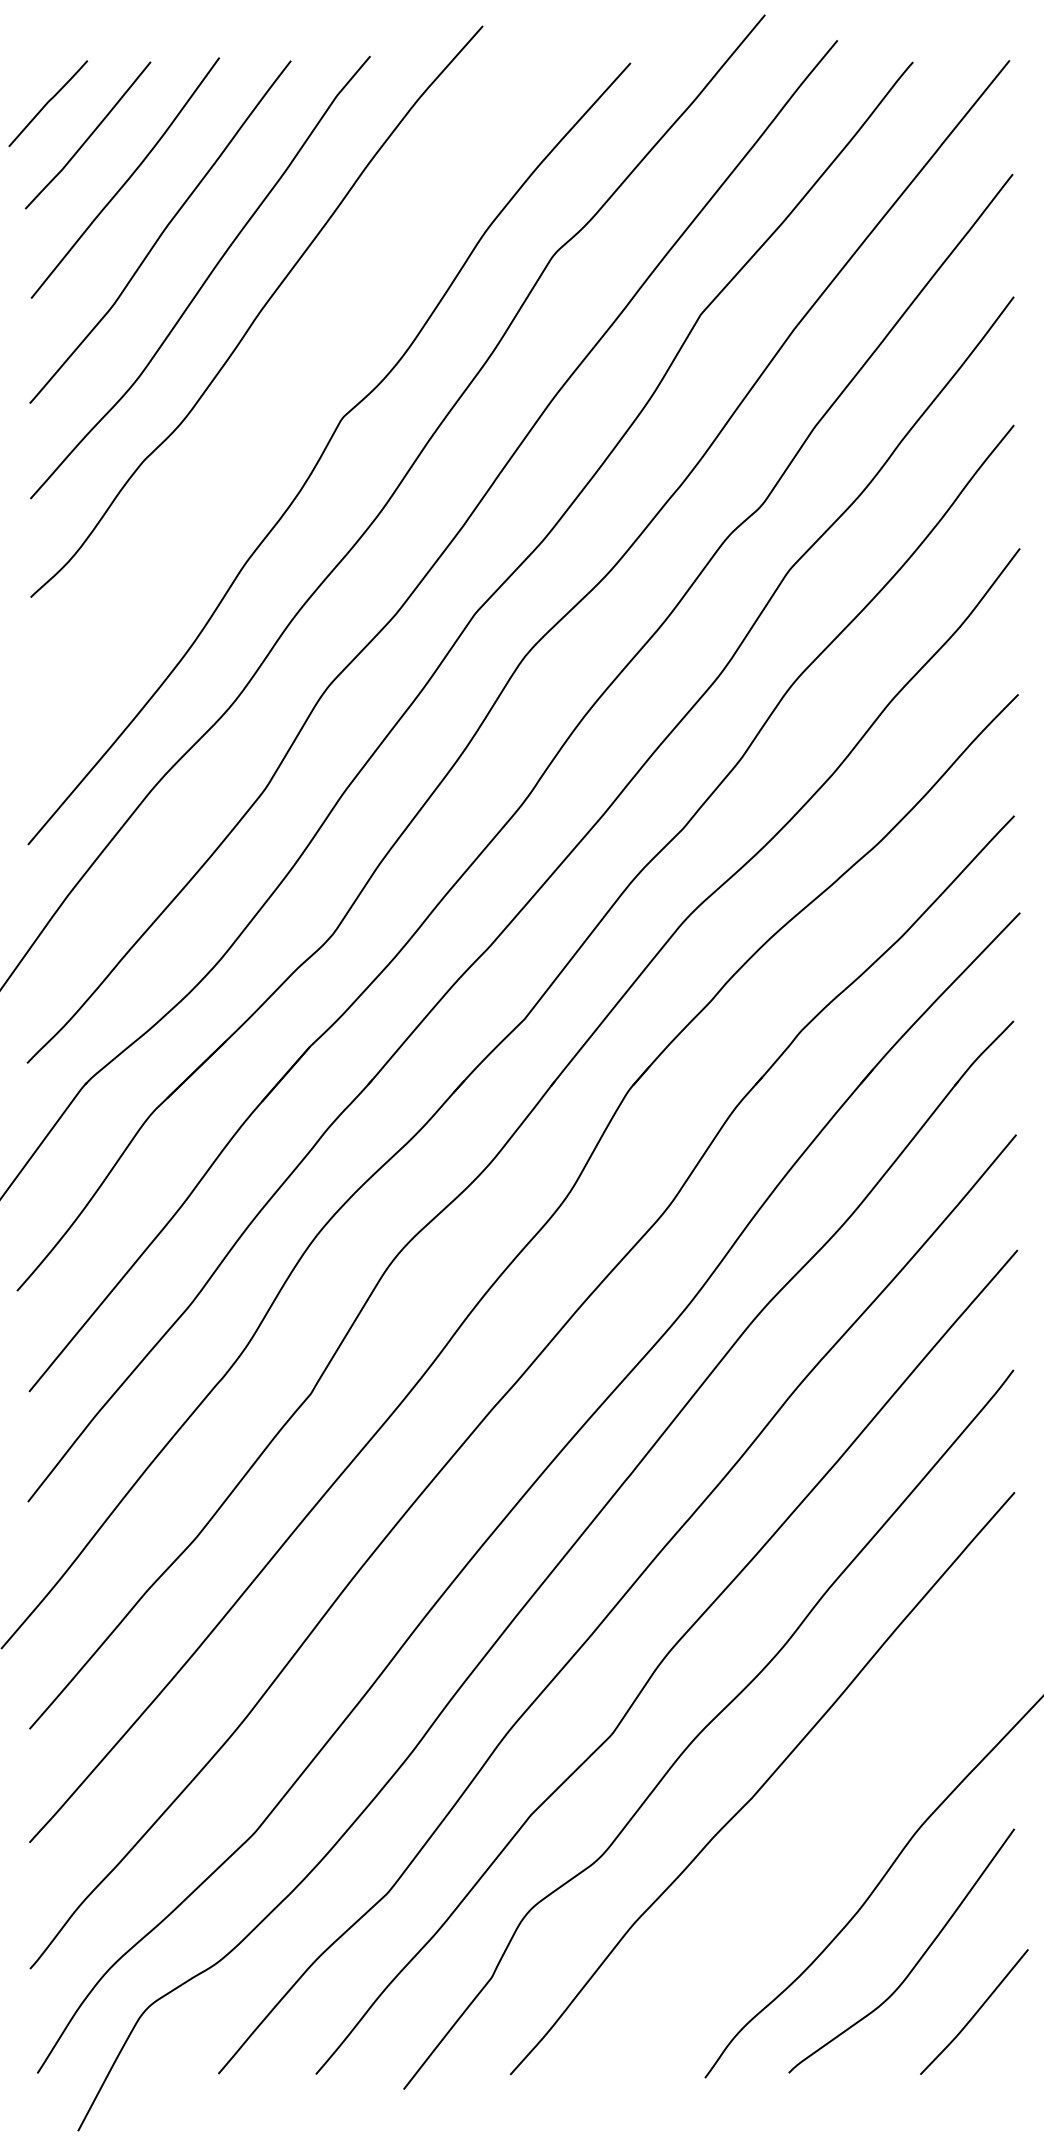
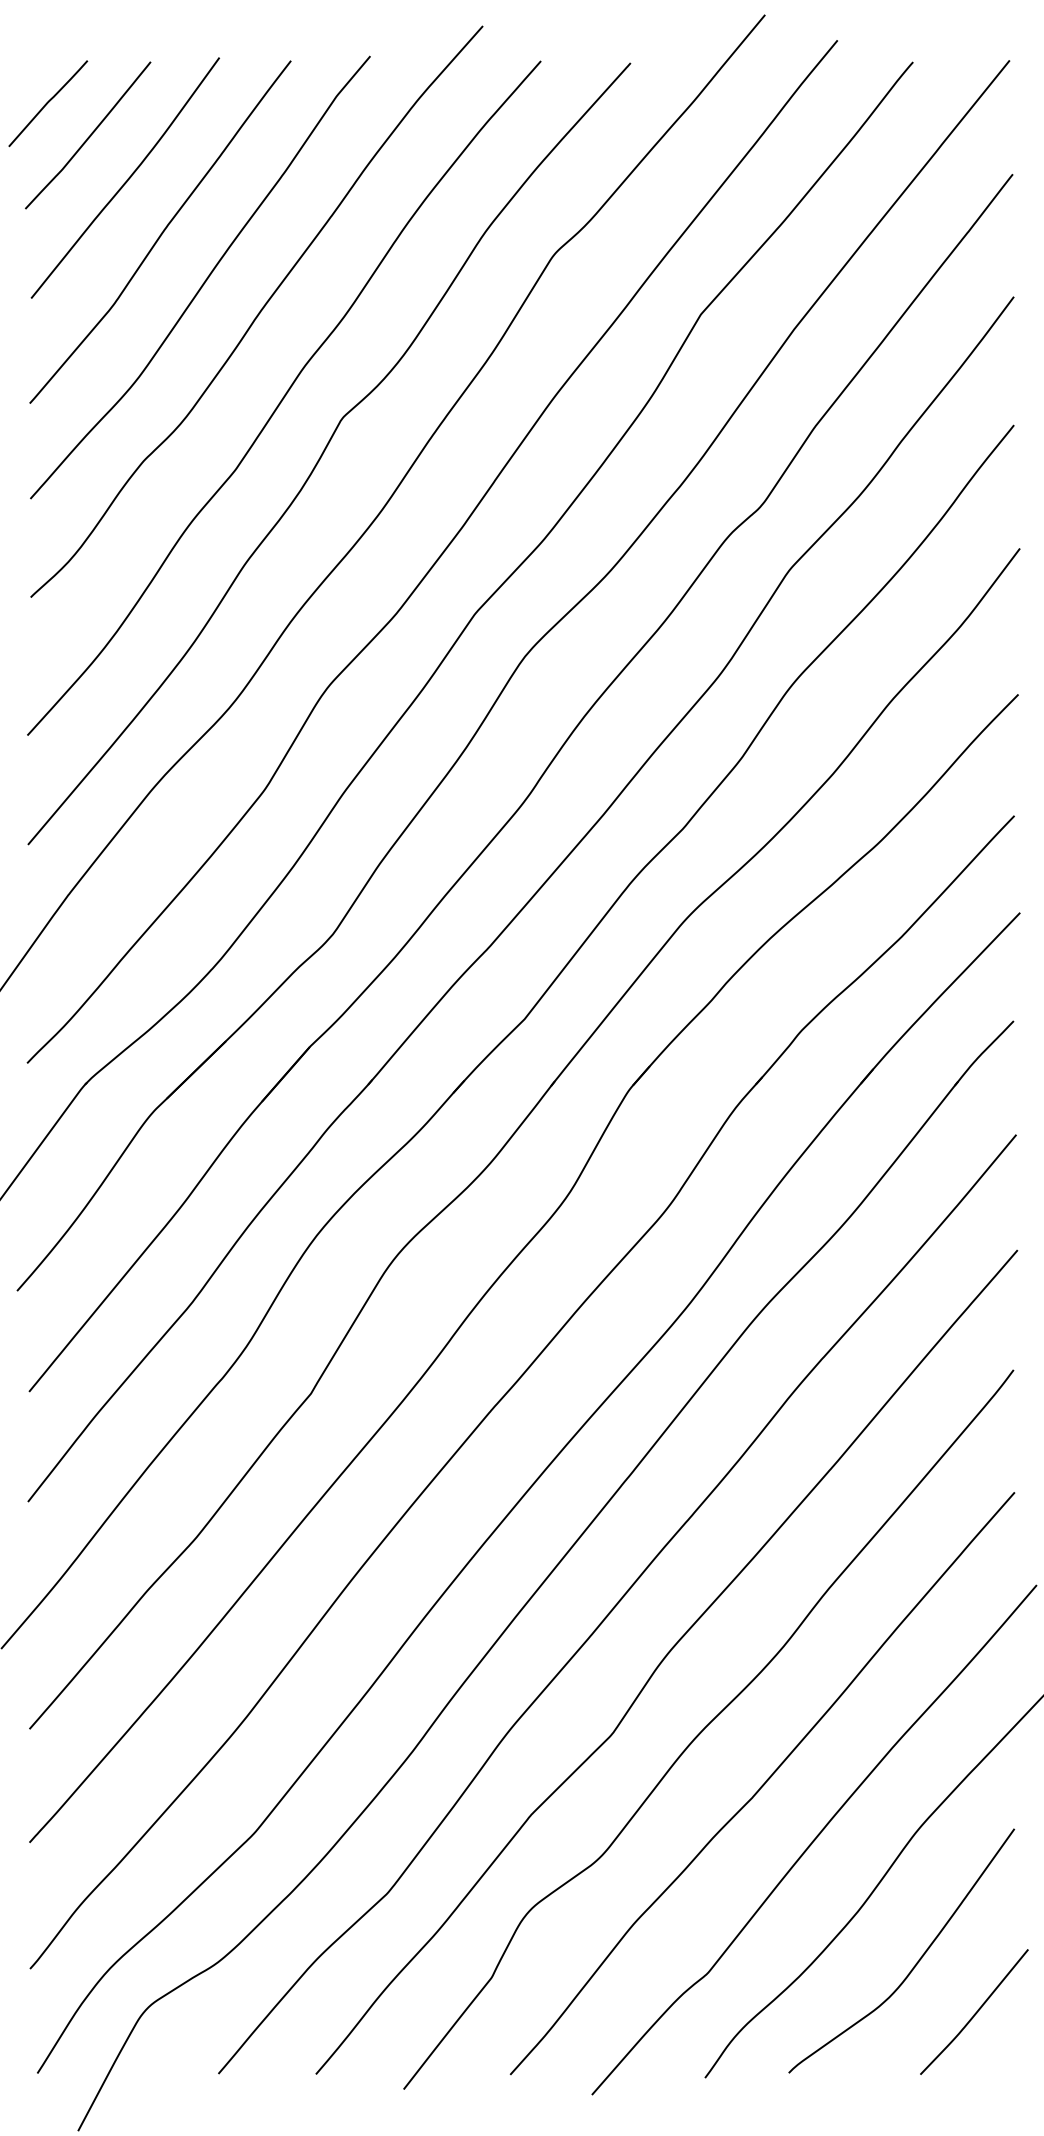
curve: none -> present (284, 397)
curve: none -> present (814, 1839)
